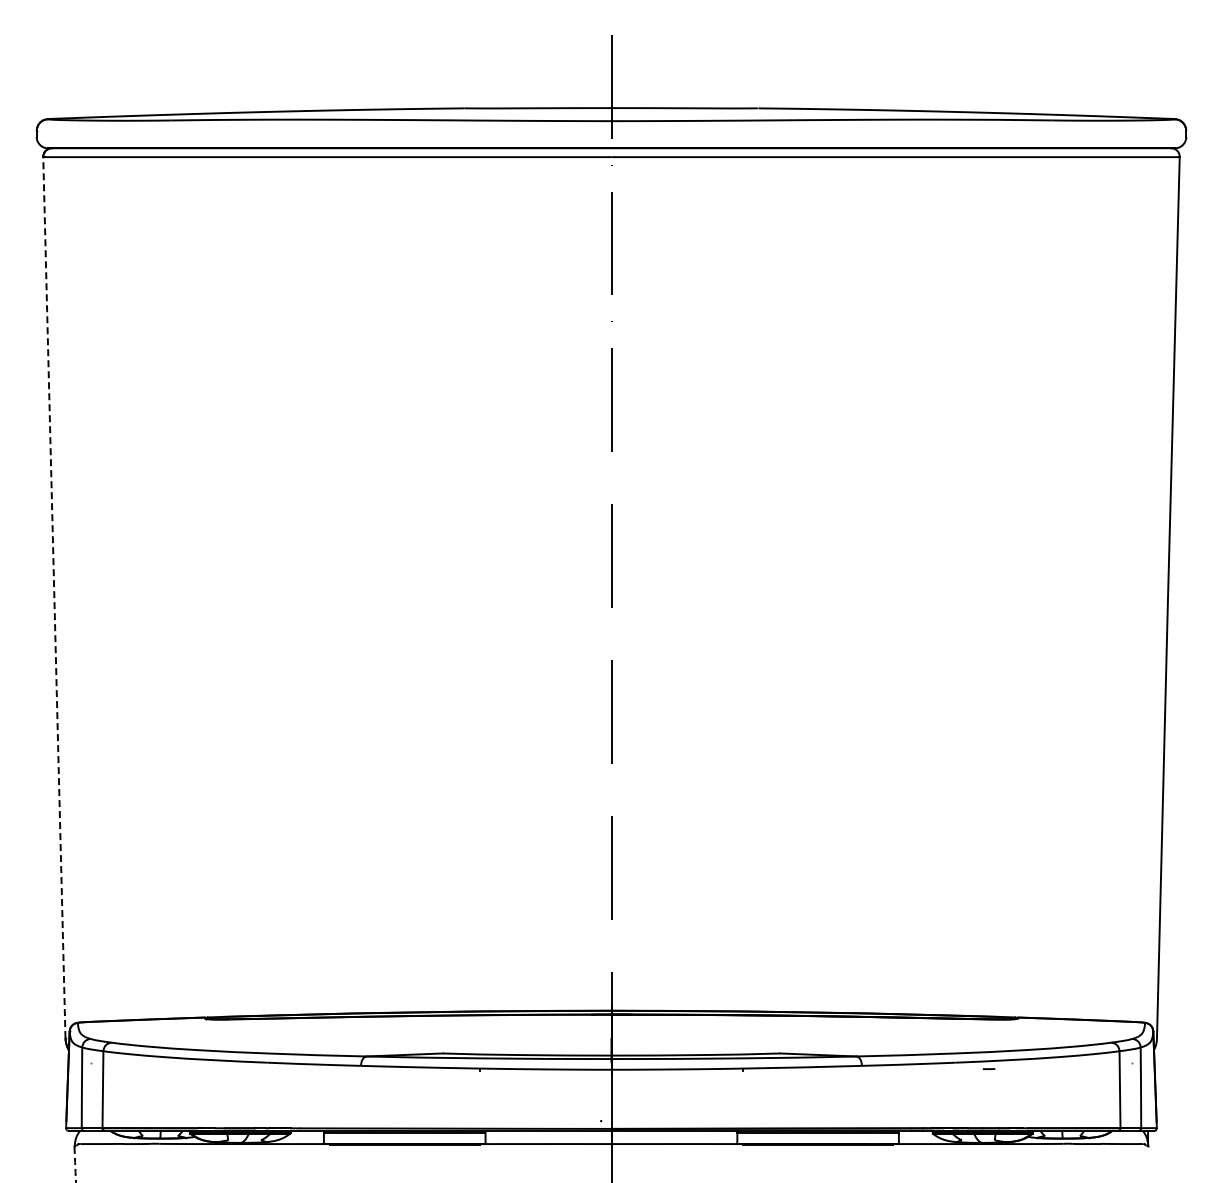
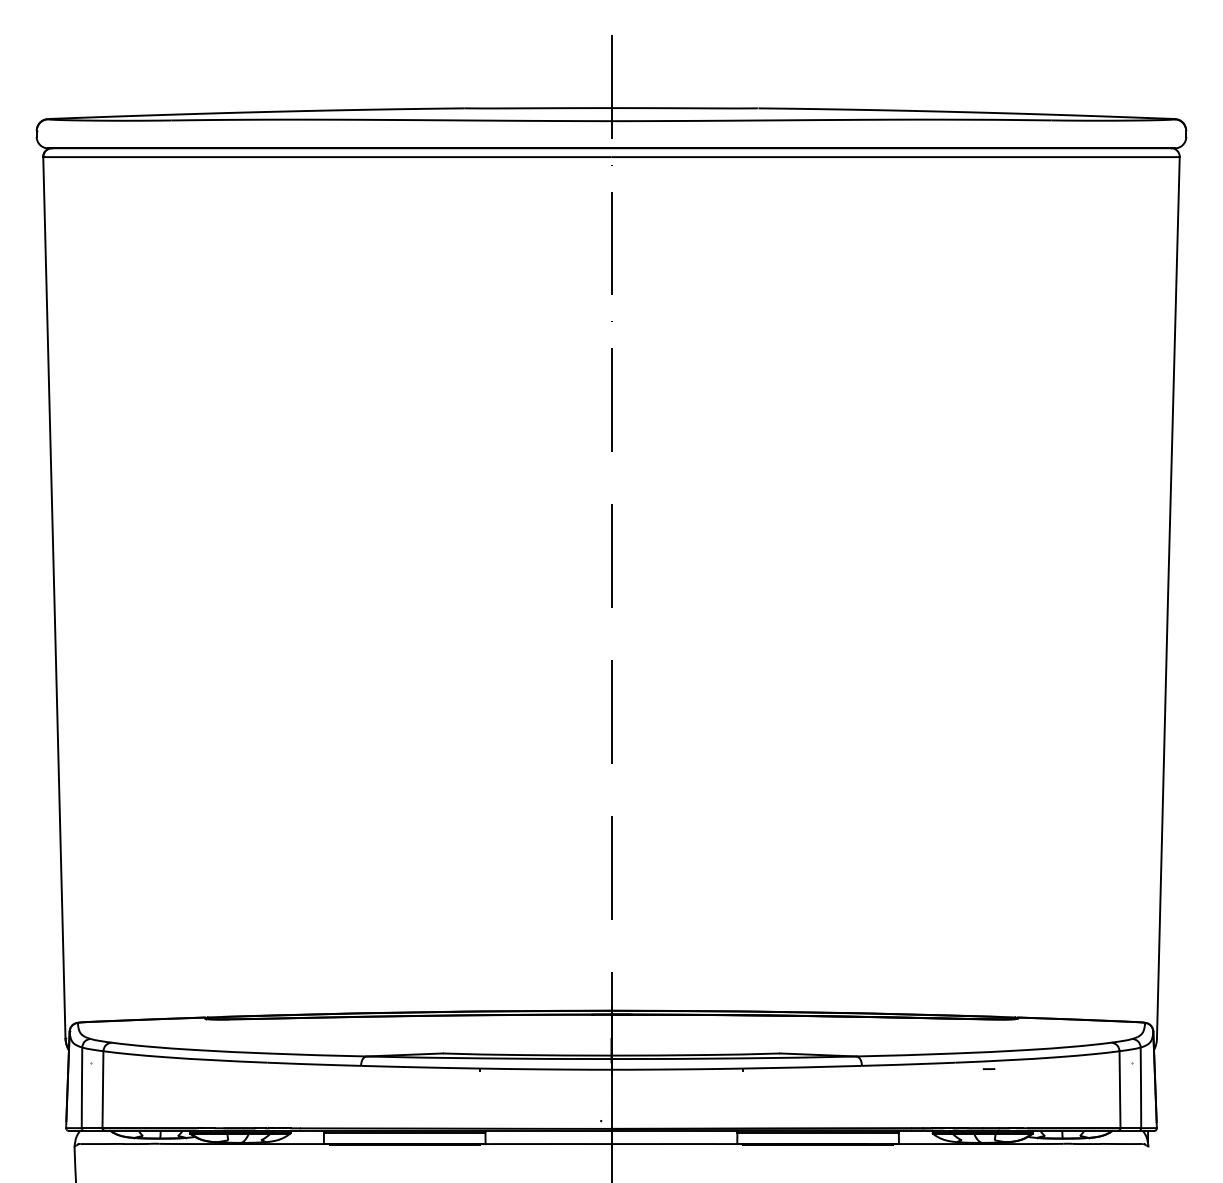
line: dashed -> solid (54, 597)
arc: dashed -> solid (75, 1165)
